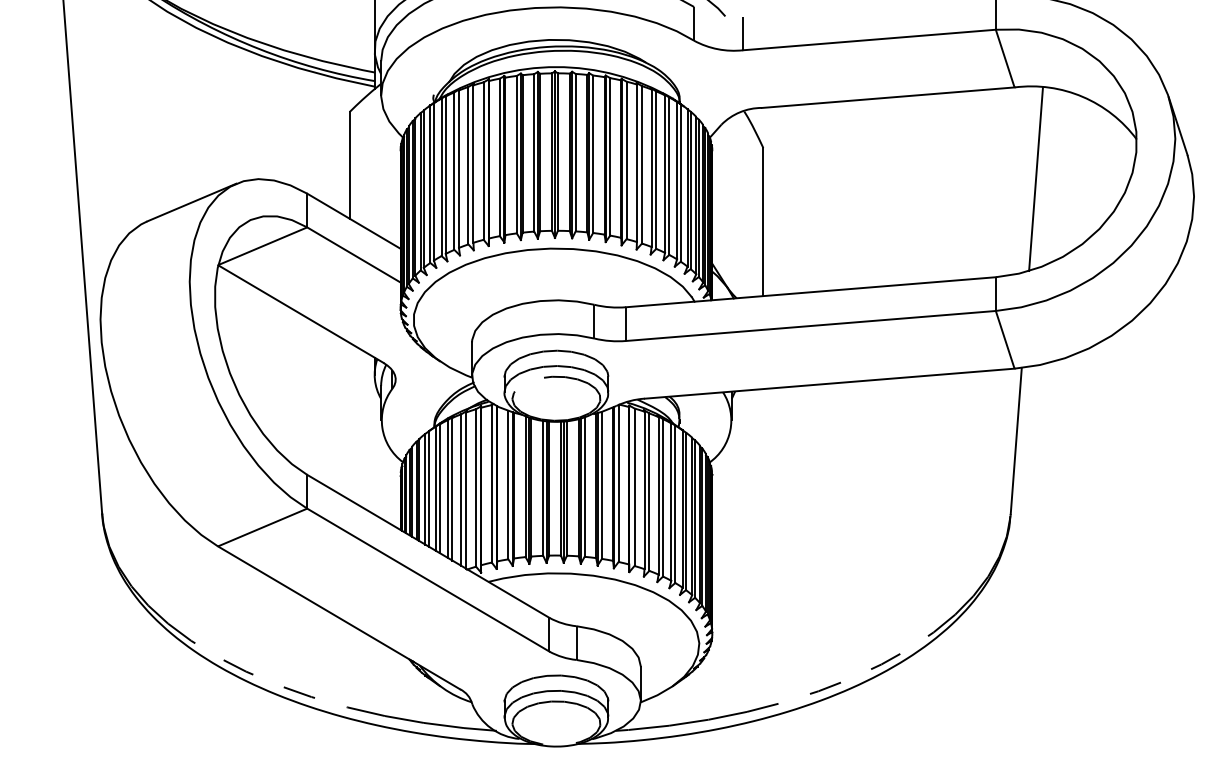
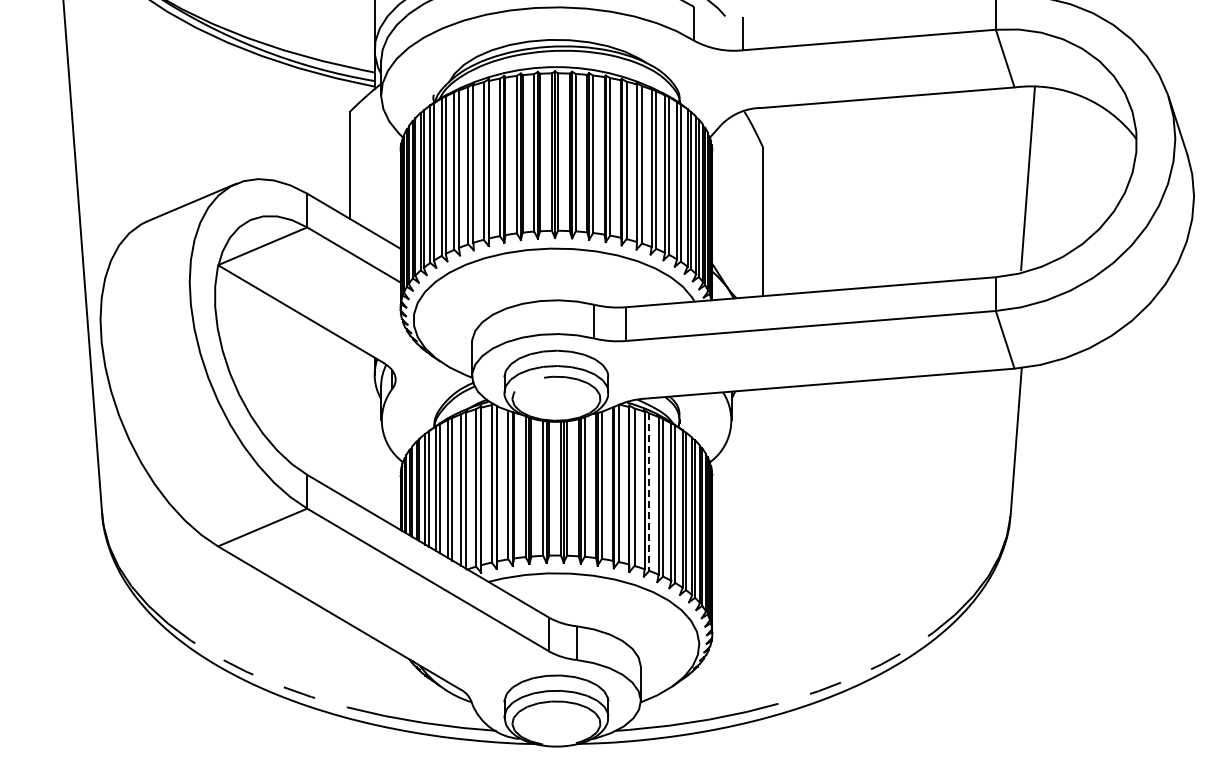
line position: (1035, 179) -> (1027, 178) (1027, 178)
line: solid -> dashed (649, 492)
